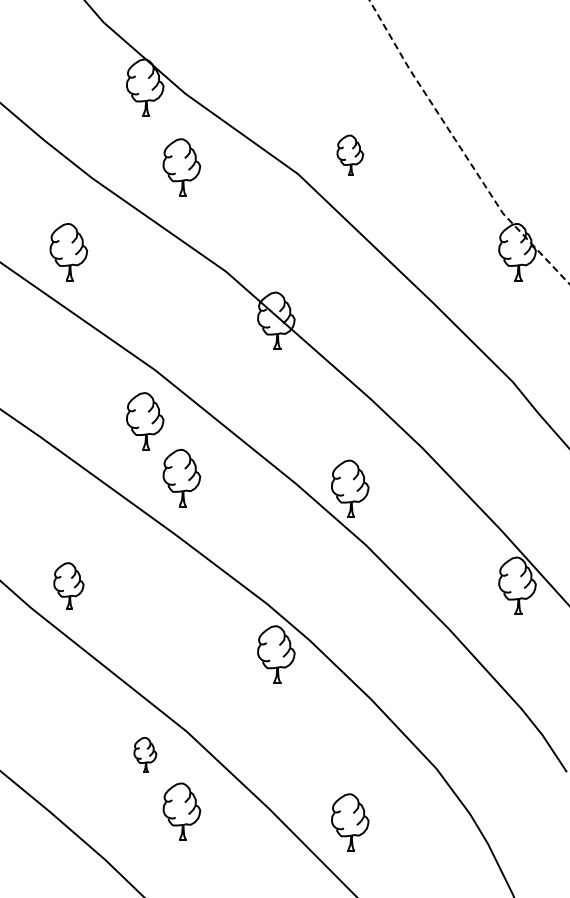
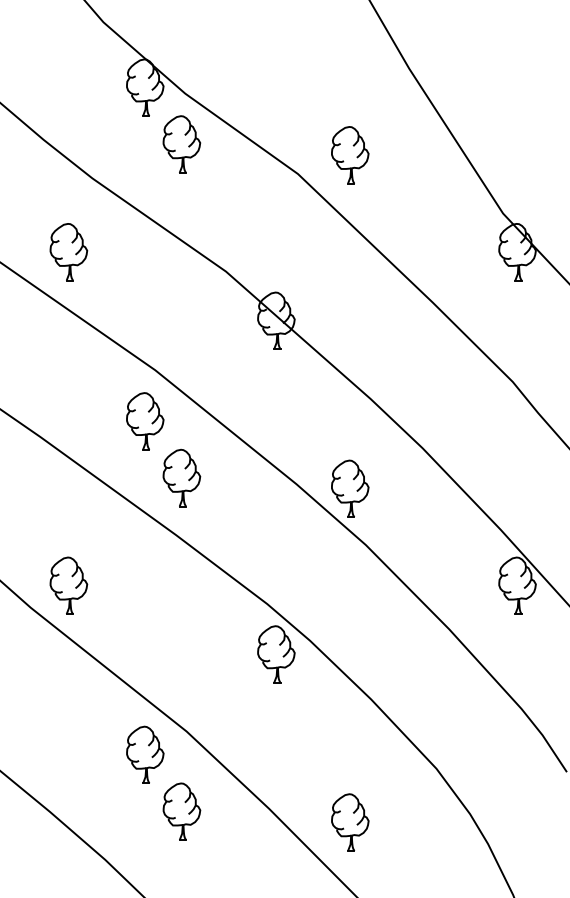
line: dashed -> solid (460, 148)
part size: 29x42 px -> 39x59 px (350, 155)
part position: (181, 167) -> (181, 144) (181, 144)
part size: 32x48 px -> 40x59 px (68, 585)
part size: 25x36 px -> 39x59 px (145, 754)
